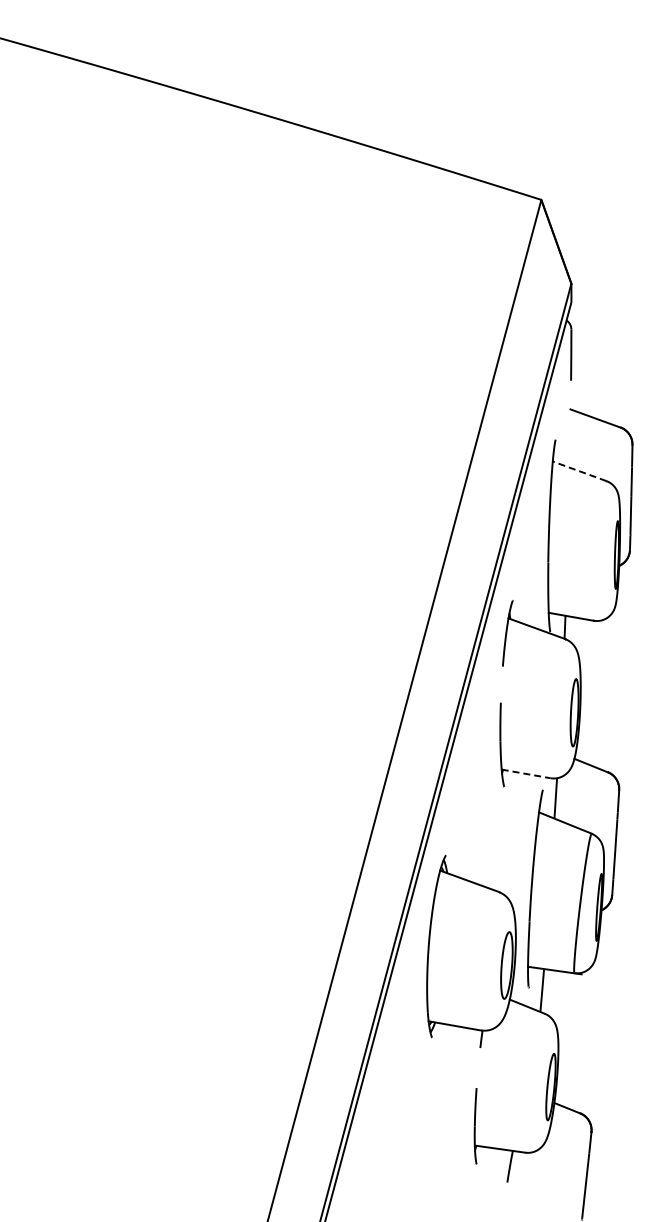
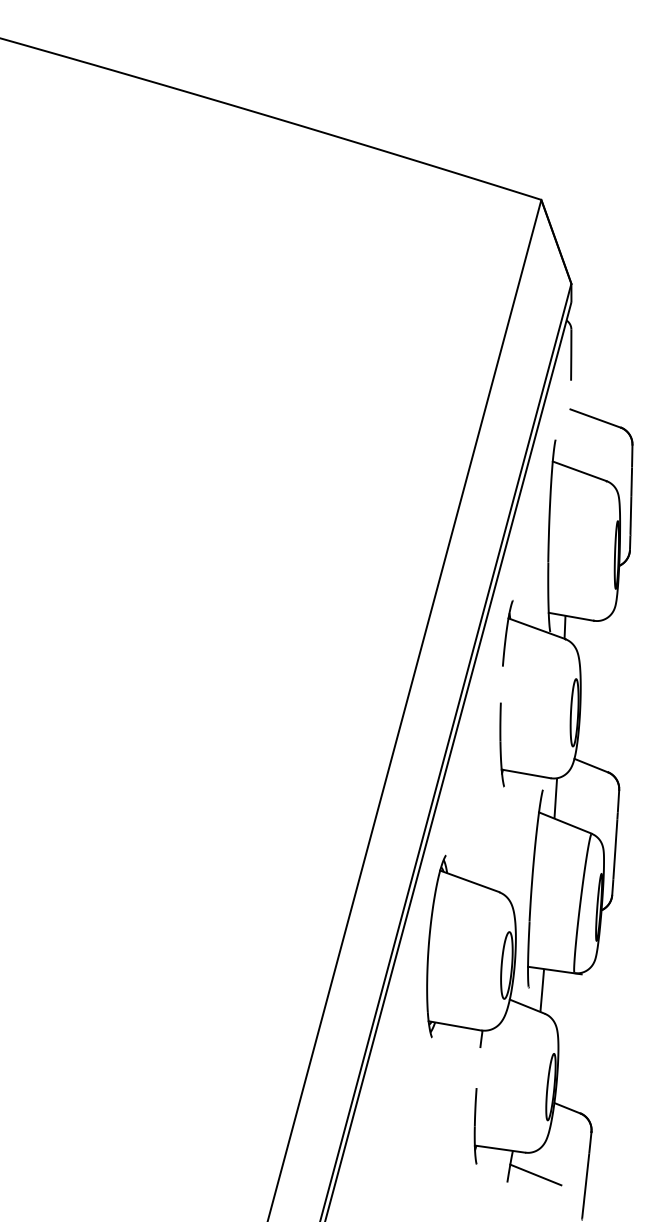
line: dashed -> solid (579, 471)
line: dashed -> solid (526, 773)
line: none -> present (535, 1174)
